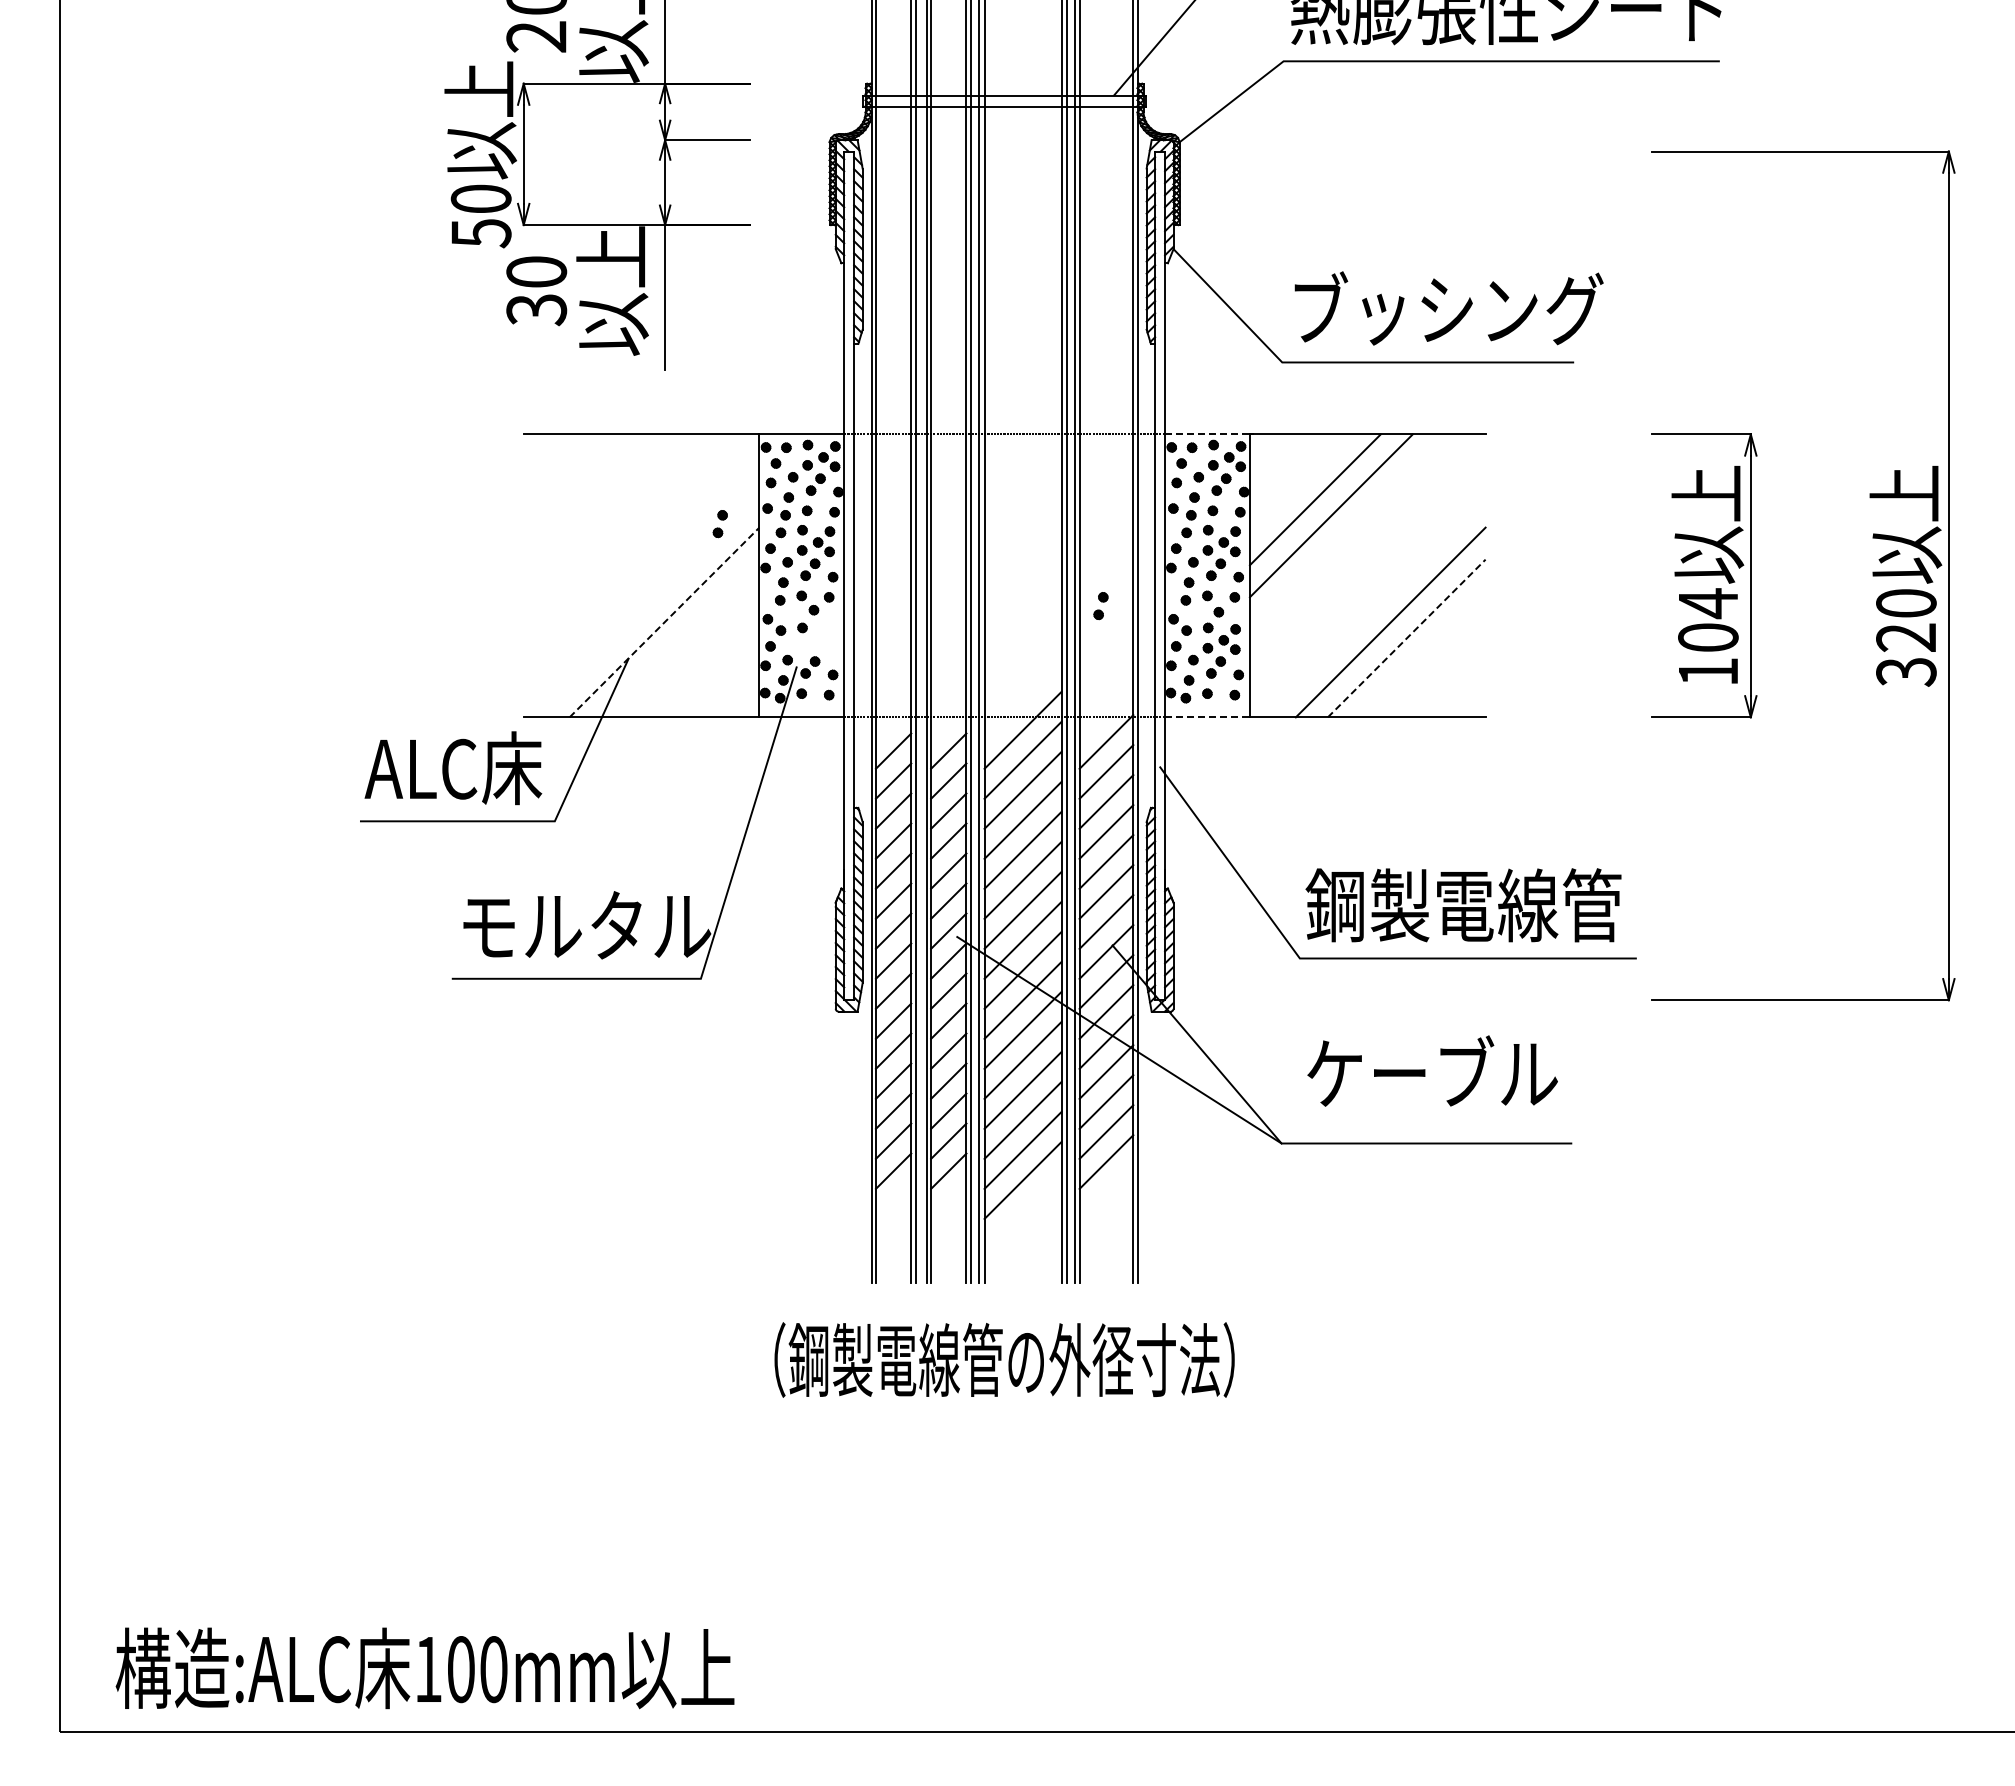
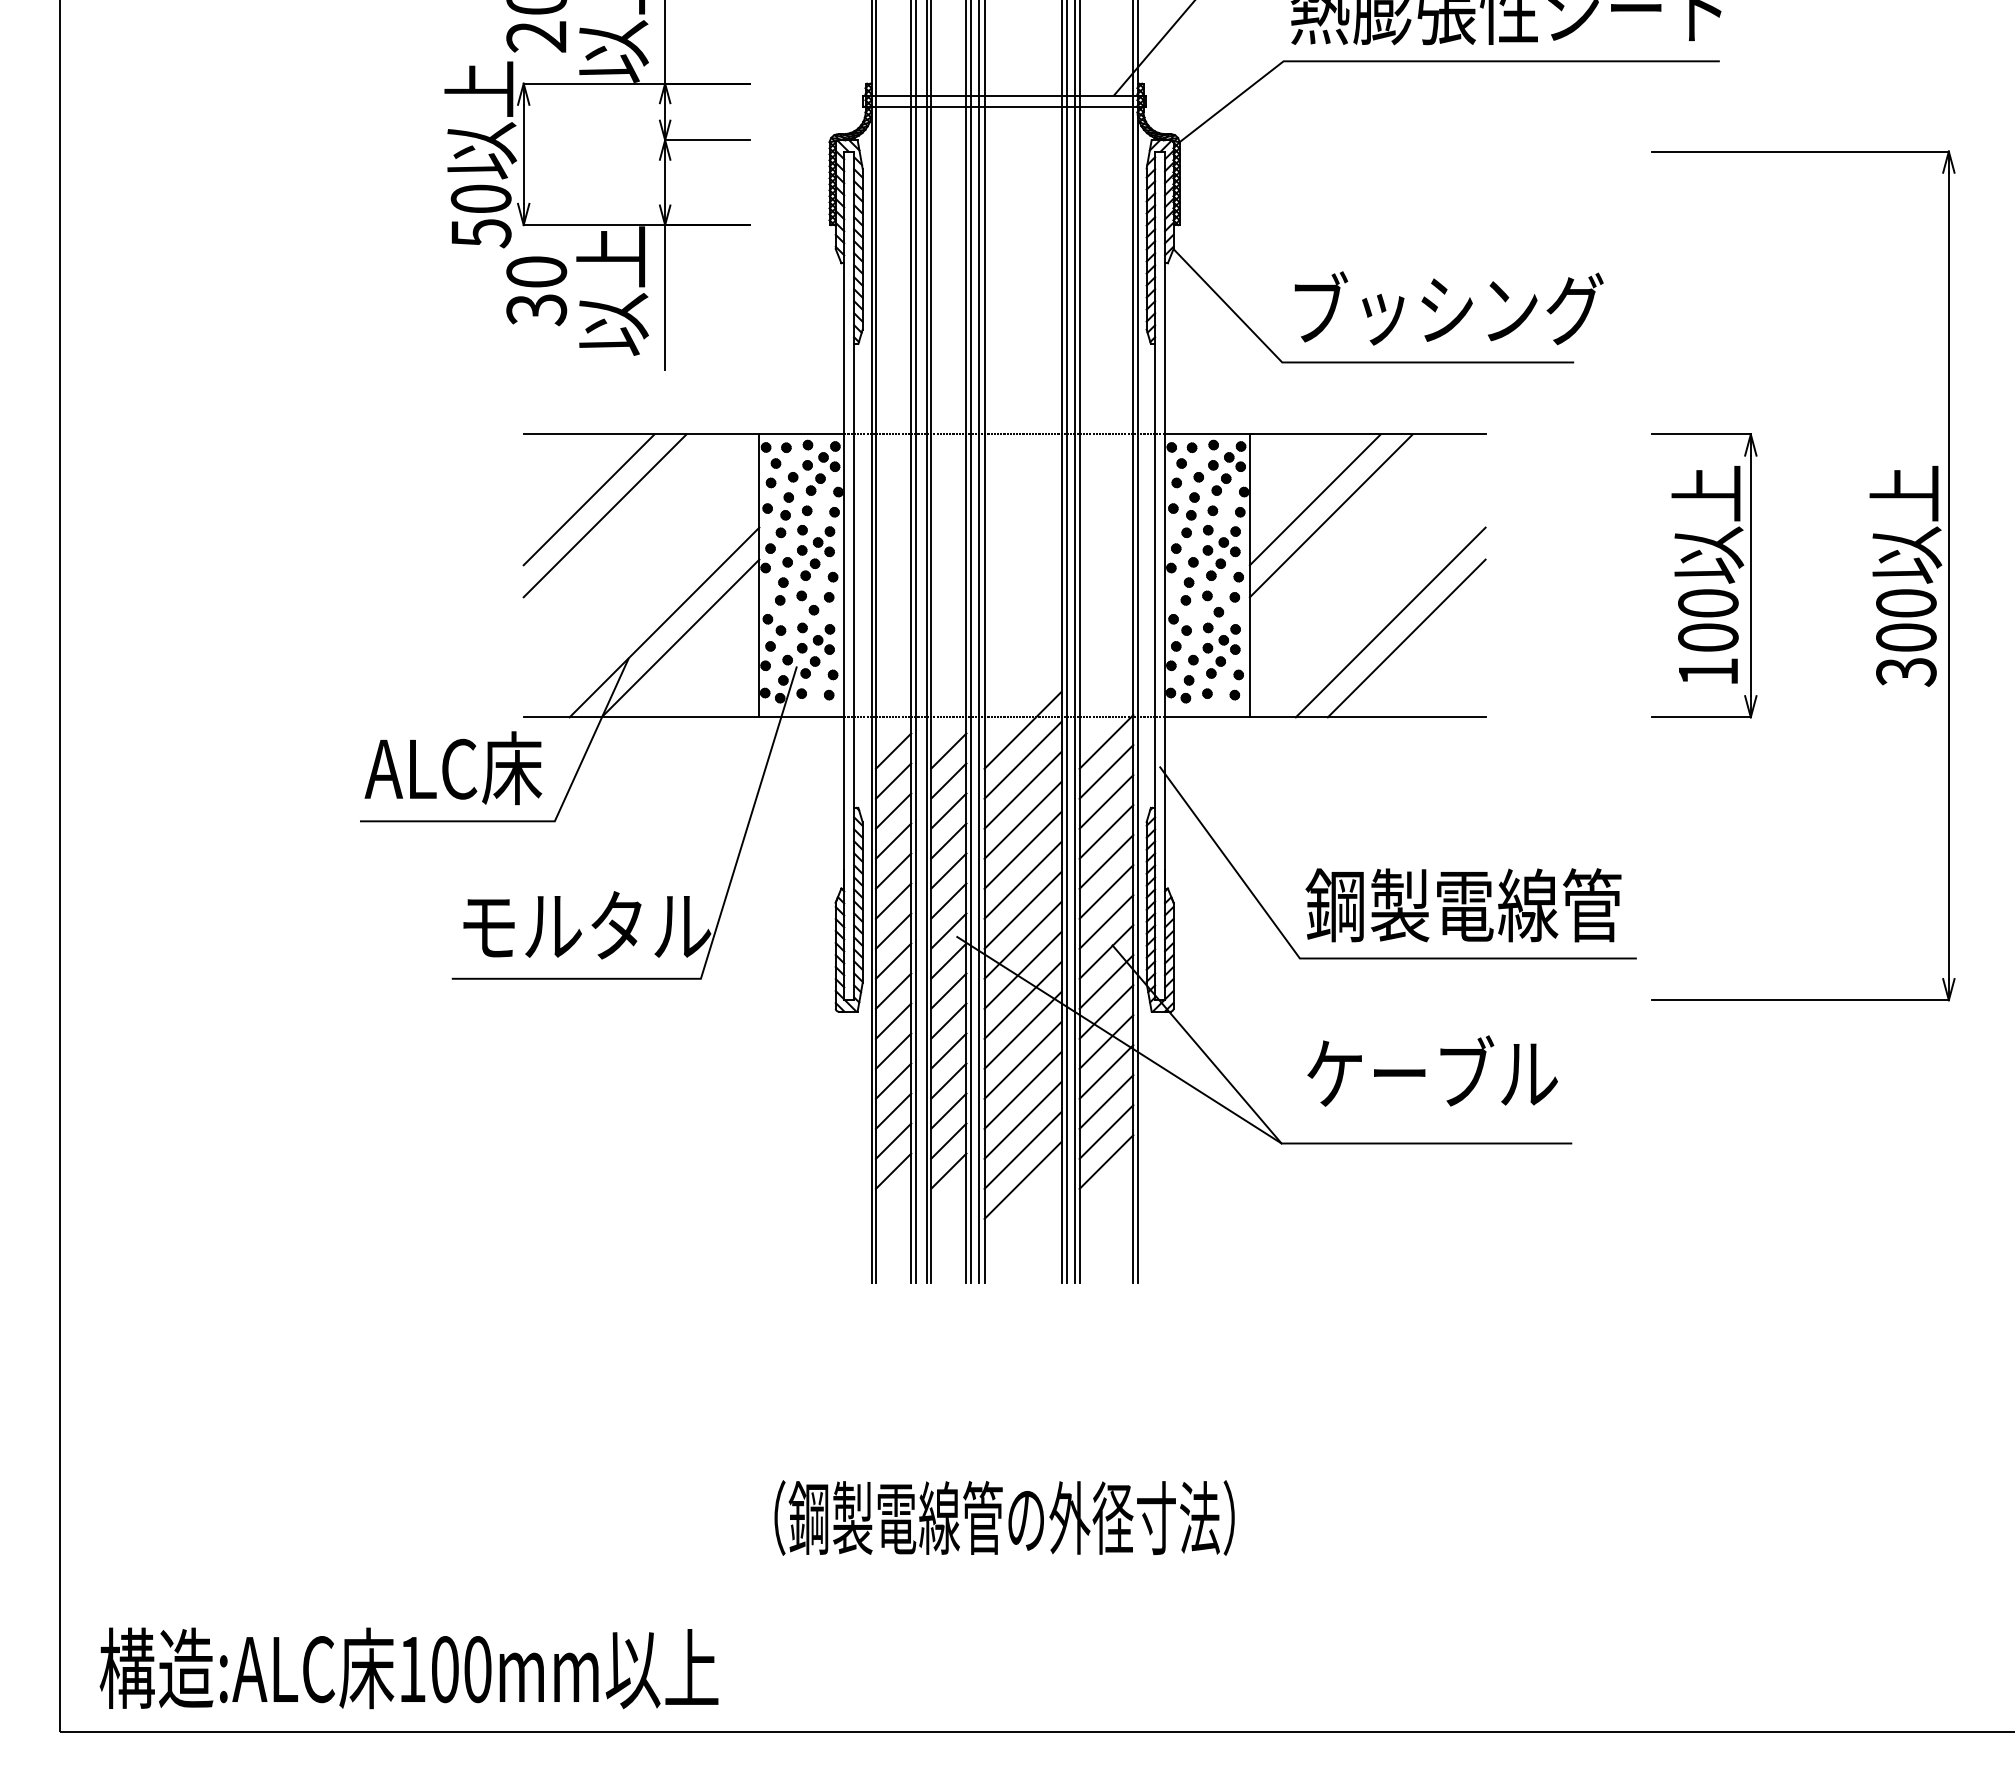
line: dashed -> solid (1208, 434)
line: none -> present (588, 499)
line: none -> present (604, 515)
part: present -> none (719, 524)
text: 104 -> 100 (1708, 603)
part: present -> none (1100, 606)
line: dashed -> solid (664, 622)
text: 320 -> 300 (1906, 637)
line: none -> present (680, 638)
line: dashed -> solid (1406, 638)
part: none -> present (816, 639)
line: dashed -> solid (1208, 717)
text position: (1004, 1359) -> (1004, 1517) (1004, 1517)
text position: (424, 1668) -> (408, 1668) (408, 1668)
